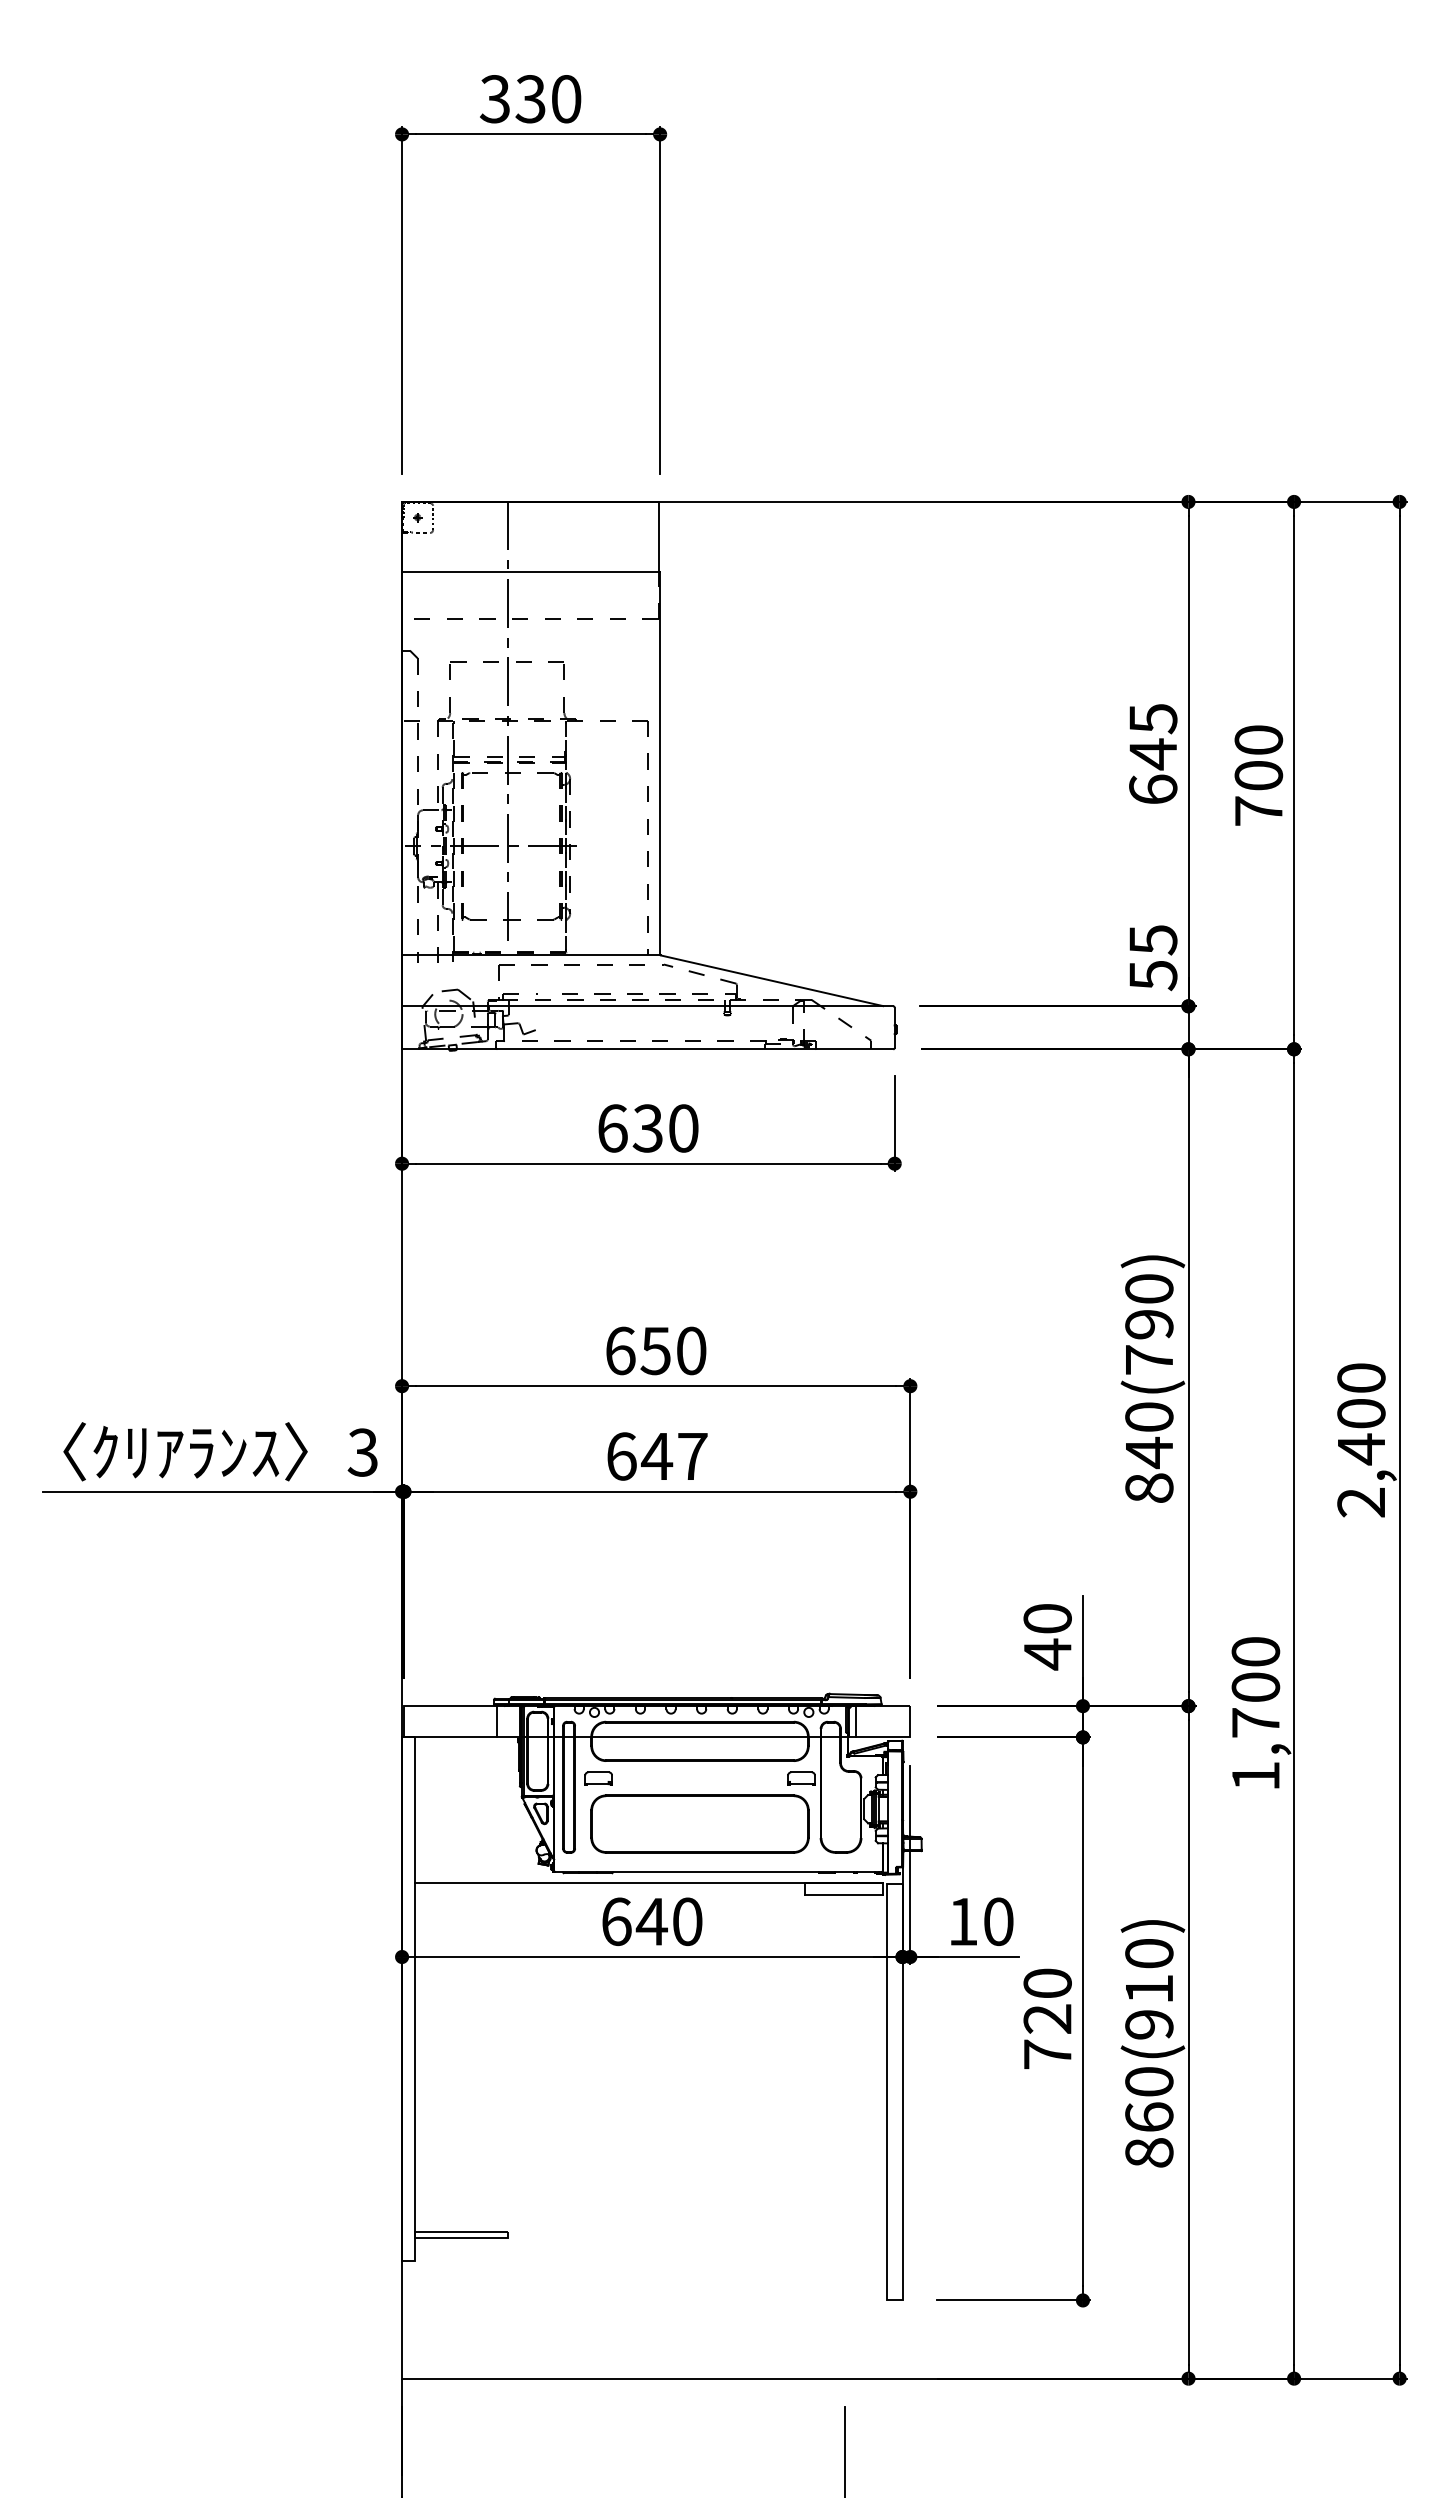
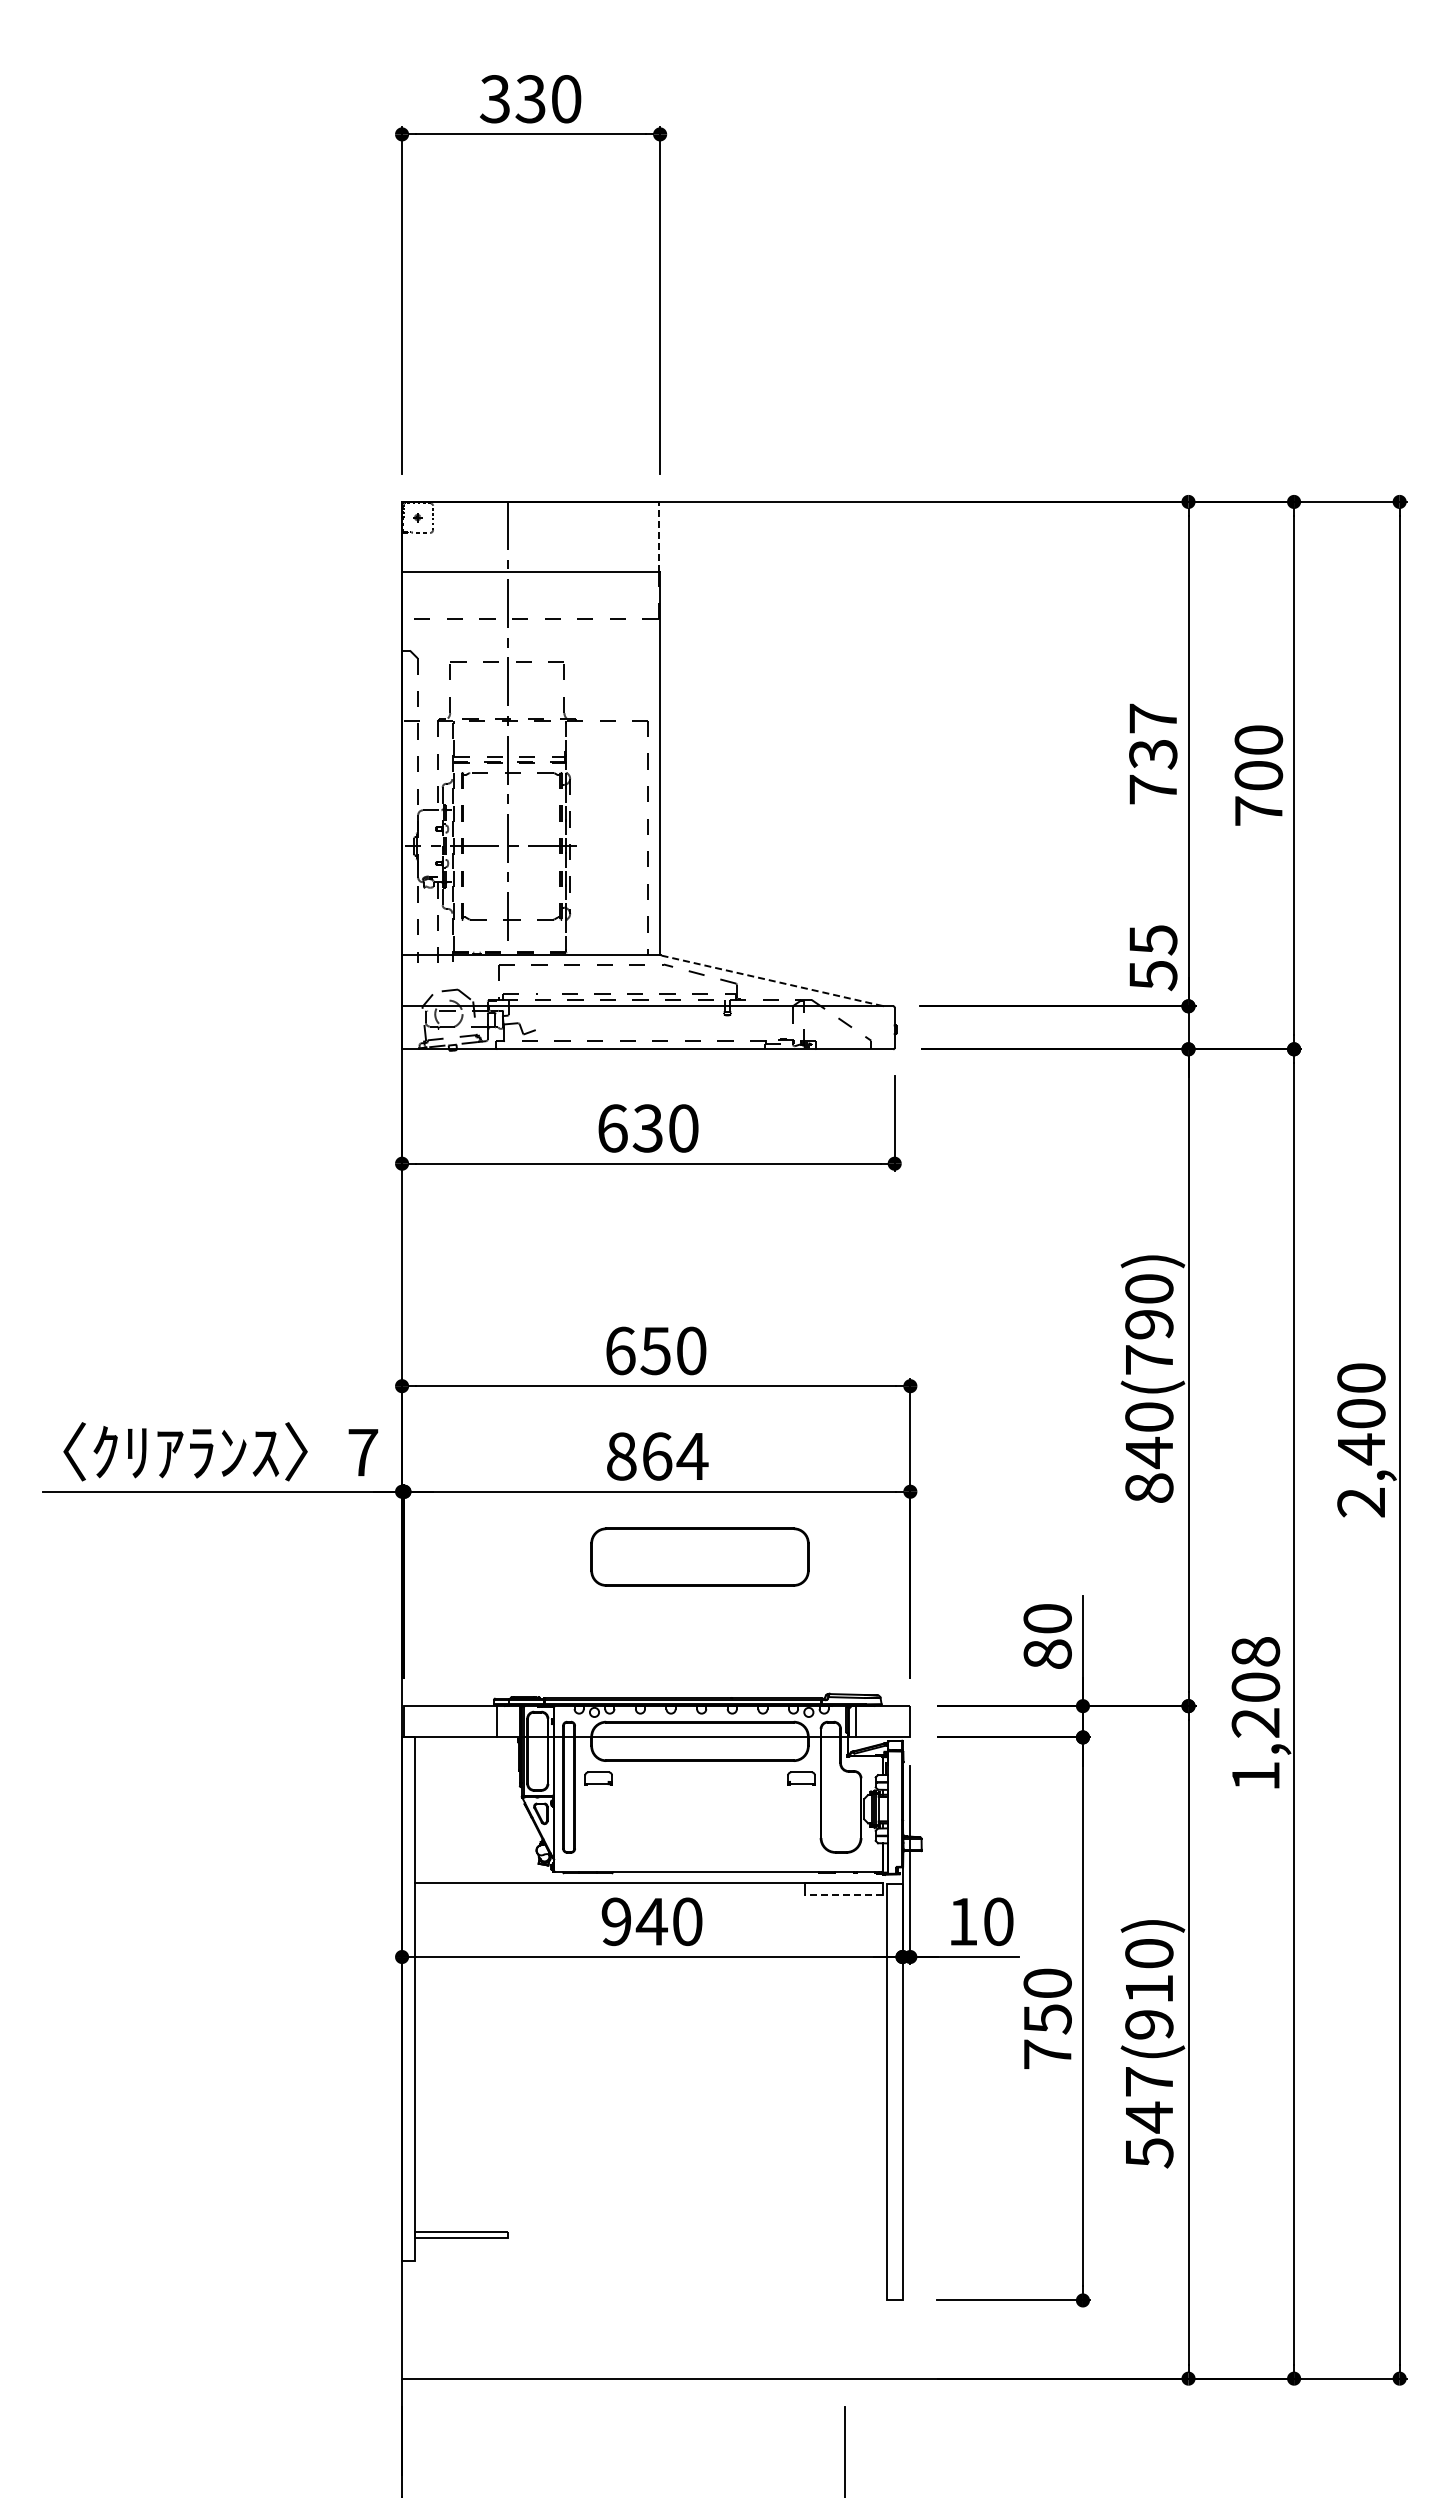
line: solid -> dashed (658, 536)
text: 645 -> 737 (1153, 753)
line: solid -> dashed (771, 980)
text: 3 -> 7 (362, 1452)
text: 647 -> 864 (657, 1456)
text: 40 -> 80 (1047, 1654)
text: 1,700 -> 1,208 (1255, 1687)
part position: (699, 1823) -> (699, 1556) (699, 1556)
line: solid -> dashed (843, 1895)
text: 640 -> 940 (616, 1921)
text: 720 -> 750 (1047, 2019)
text: 860(910) -> 547(910) (1149, 2117)
